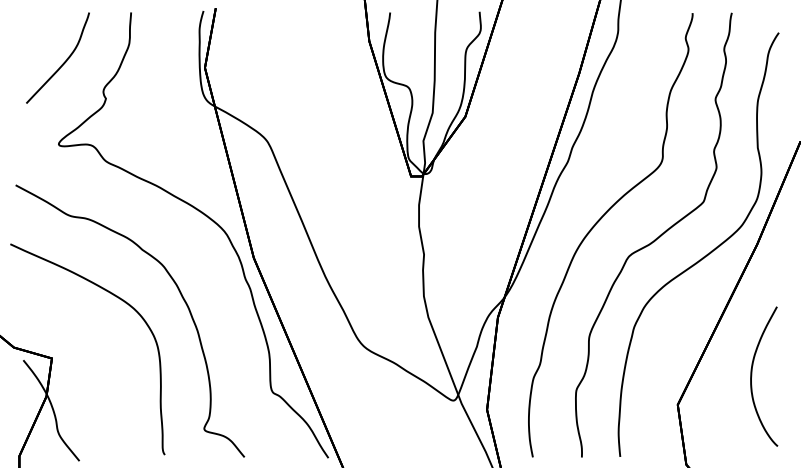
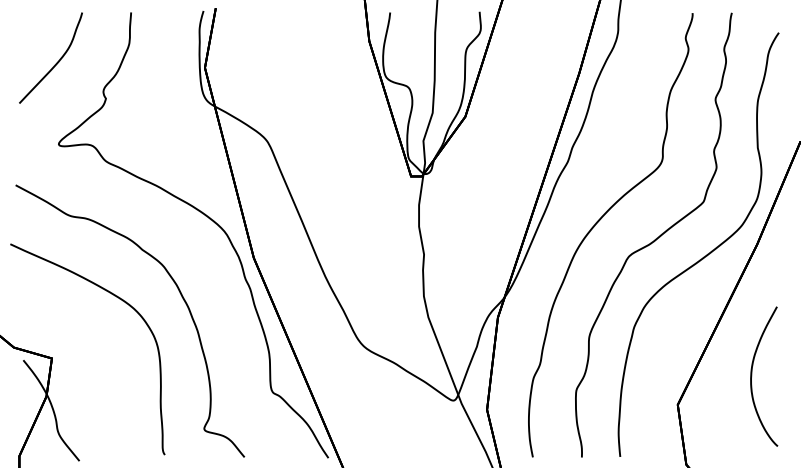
curve position: (63, 62) -> (56, 62) (56, 62)
